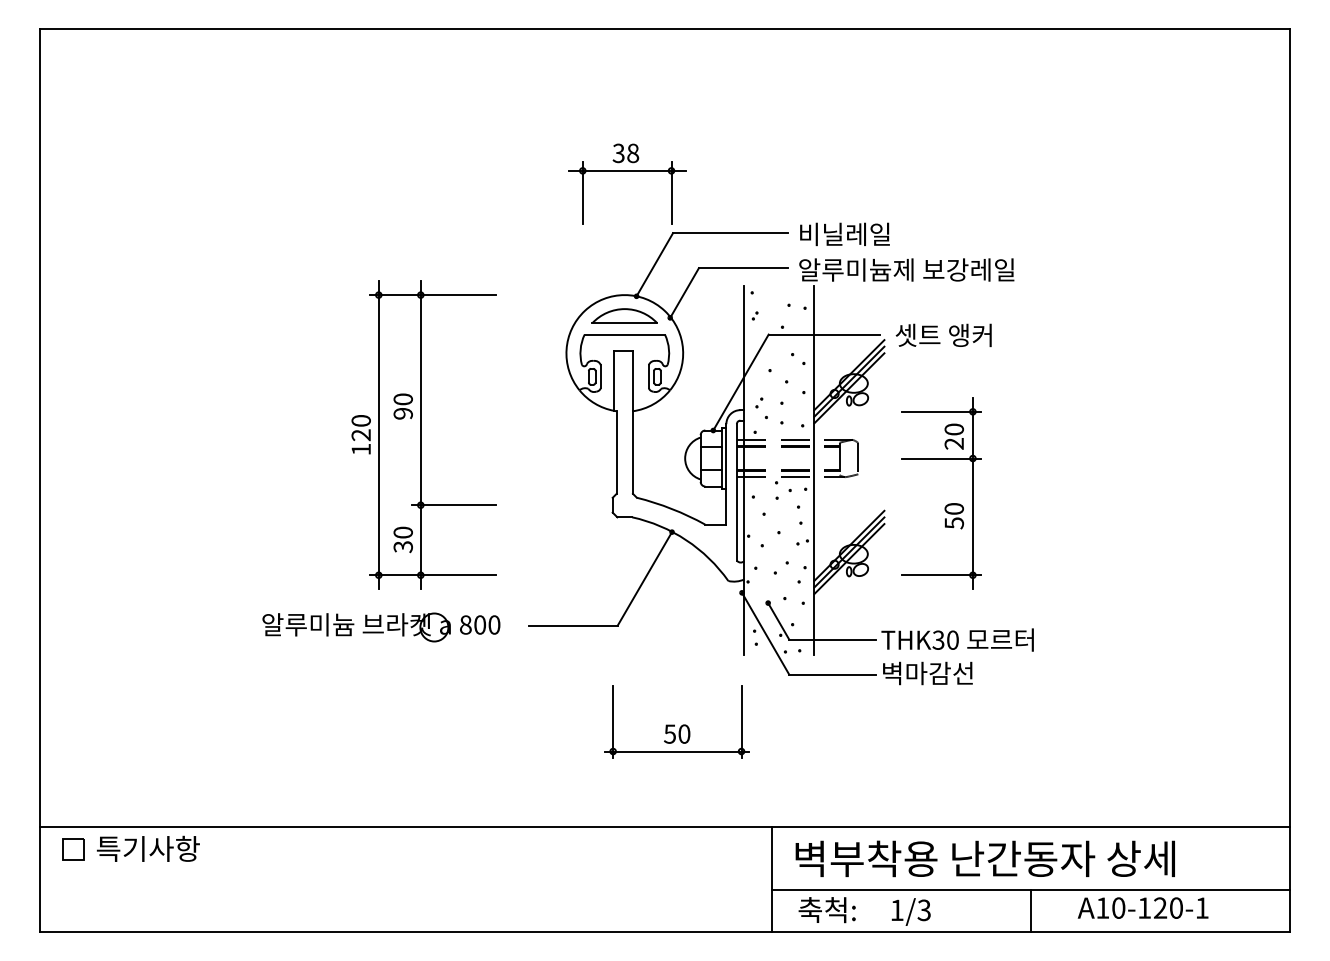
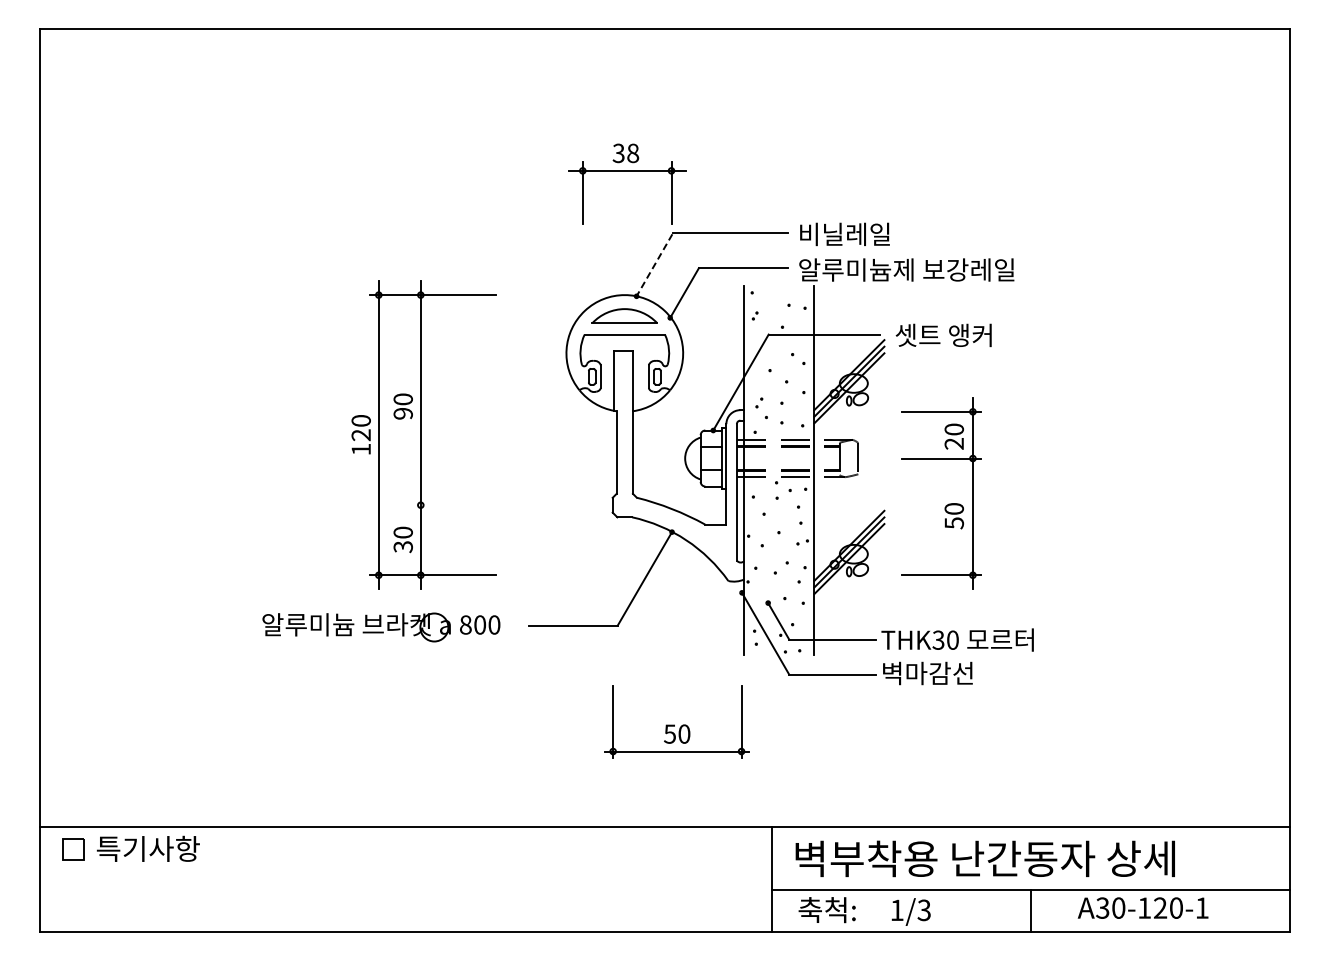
line: solid -> dashed (654, 264)
line: present -> none (453, 505)
text: A10-120-1 -> A30-120-1 (1102, 907)
